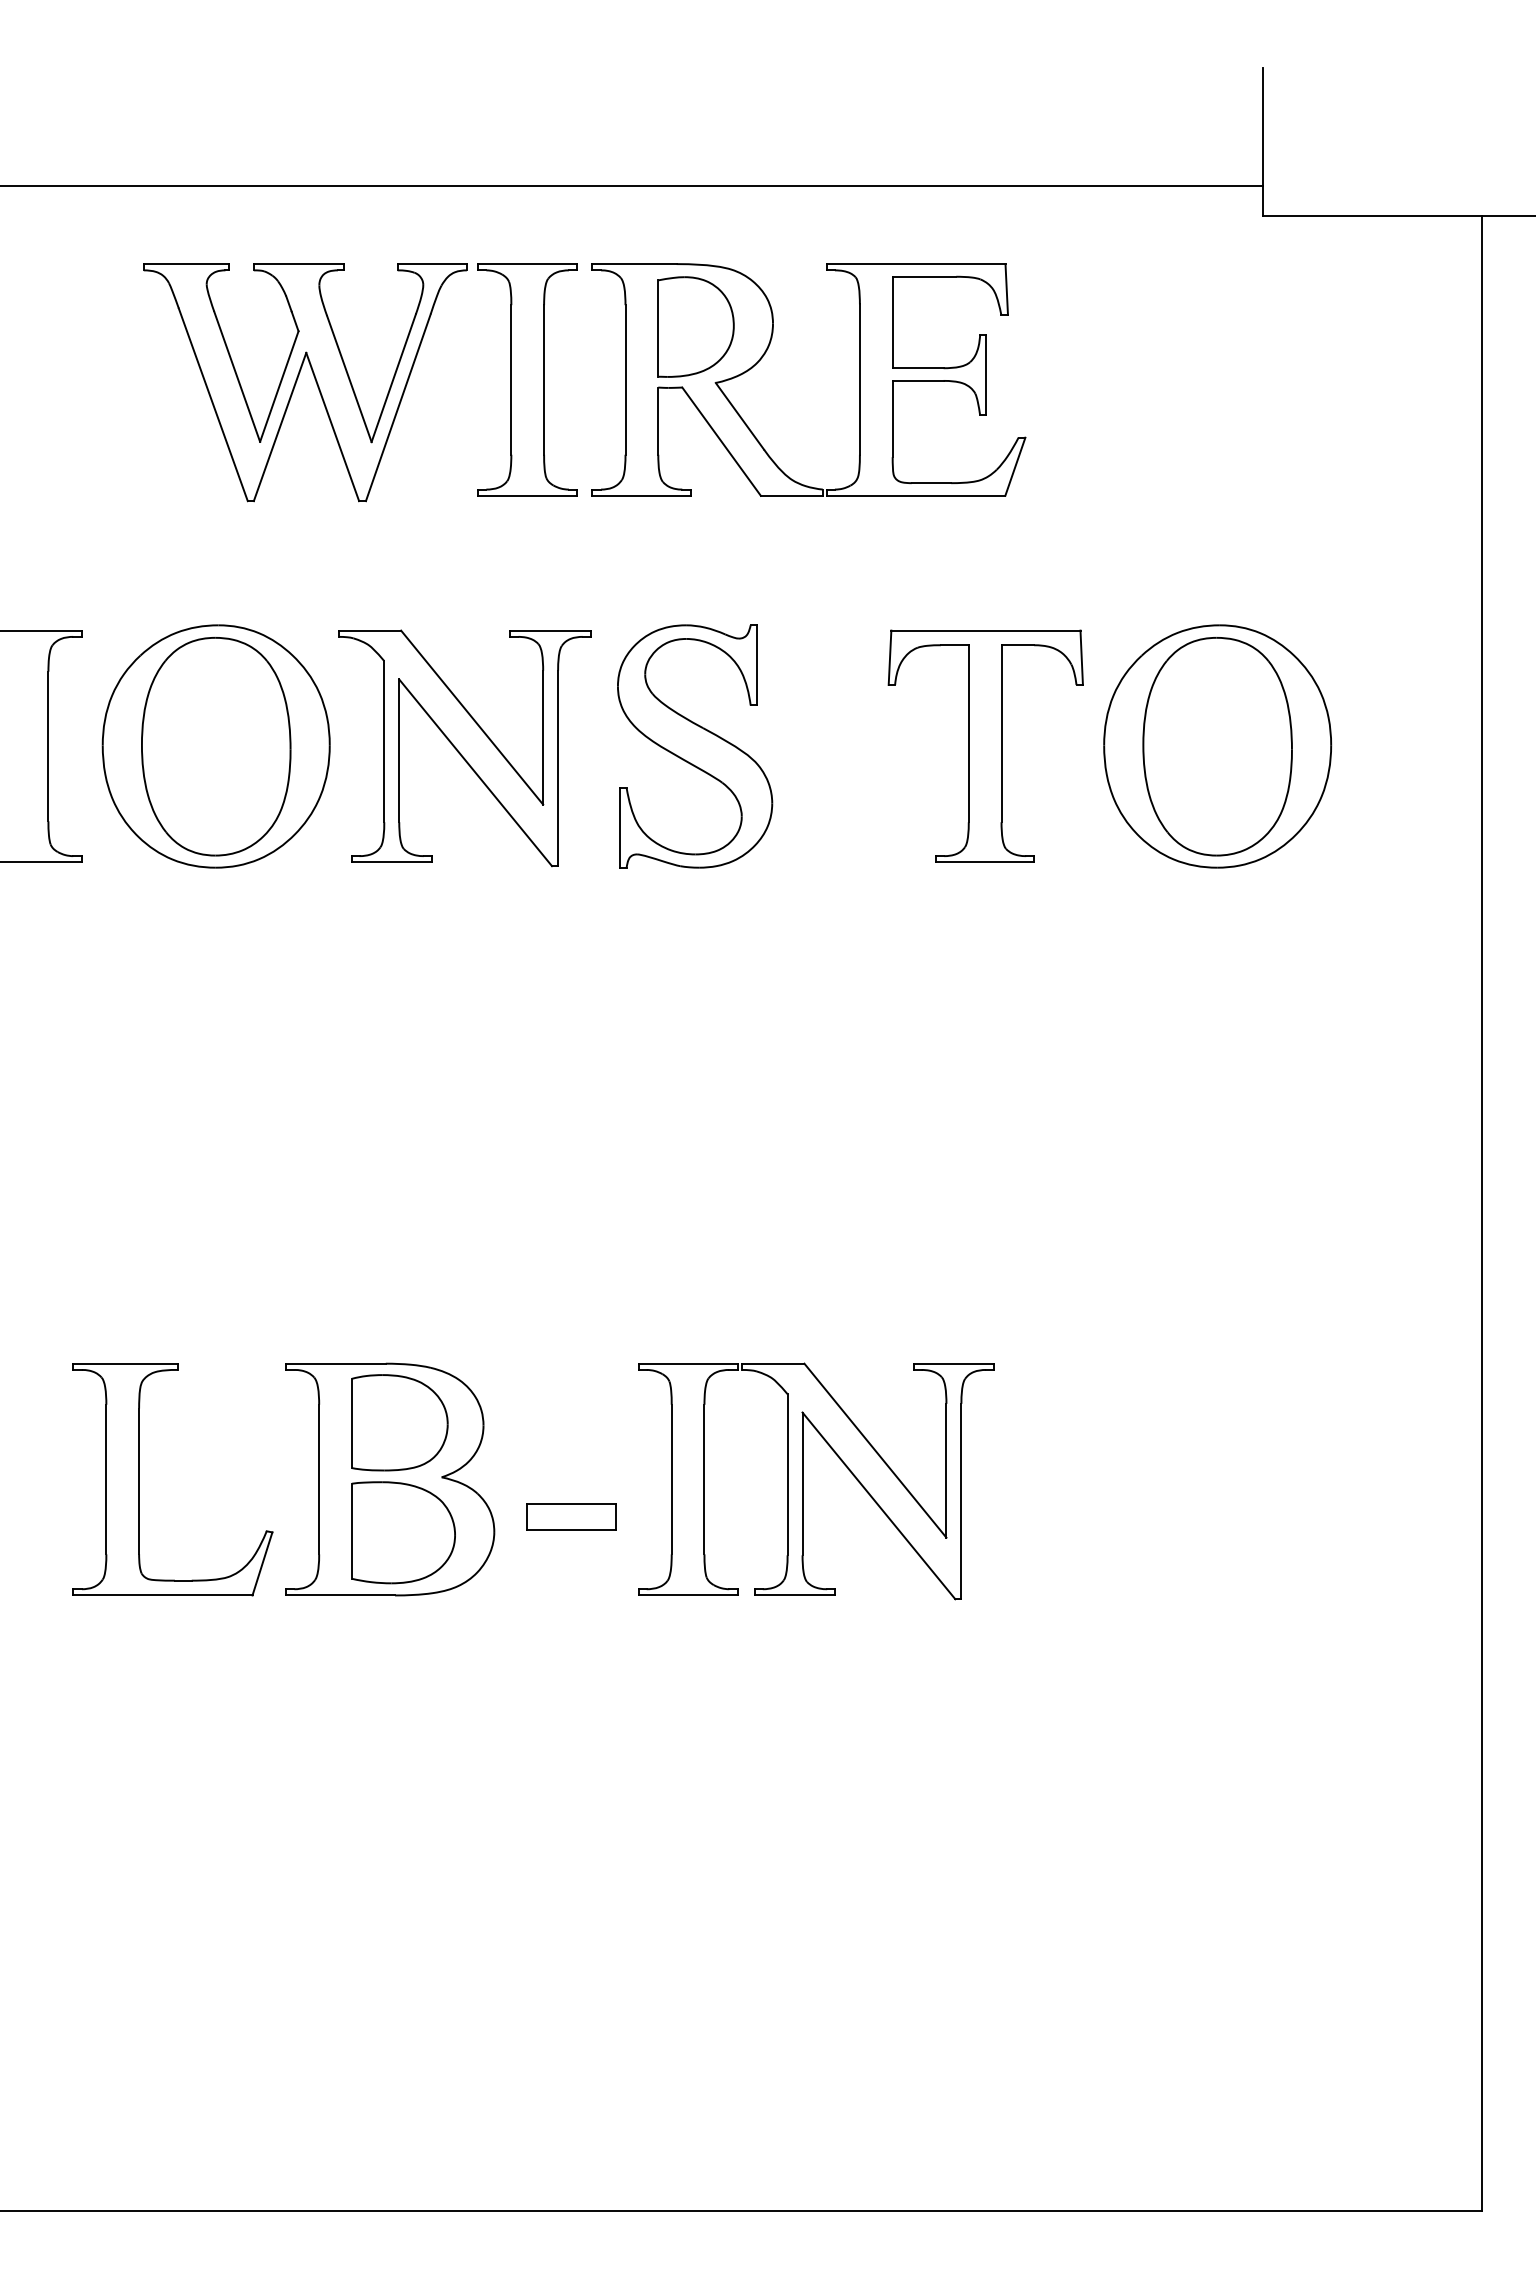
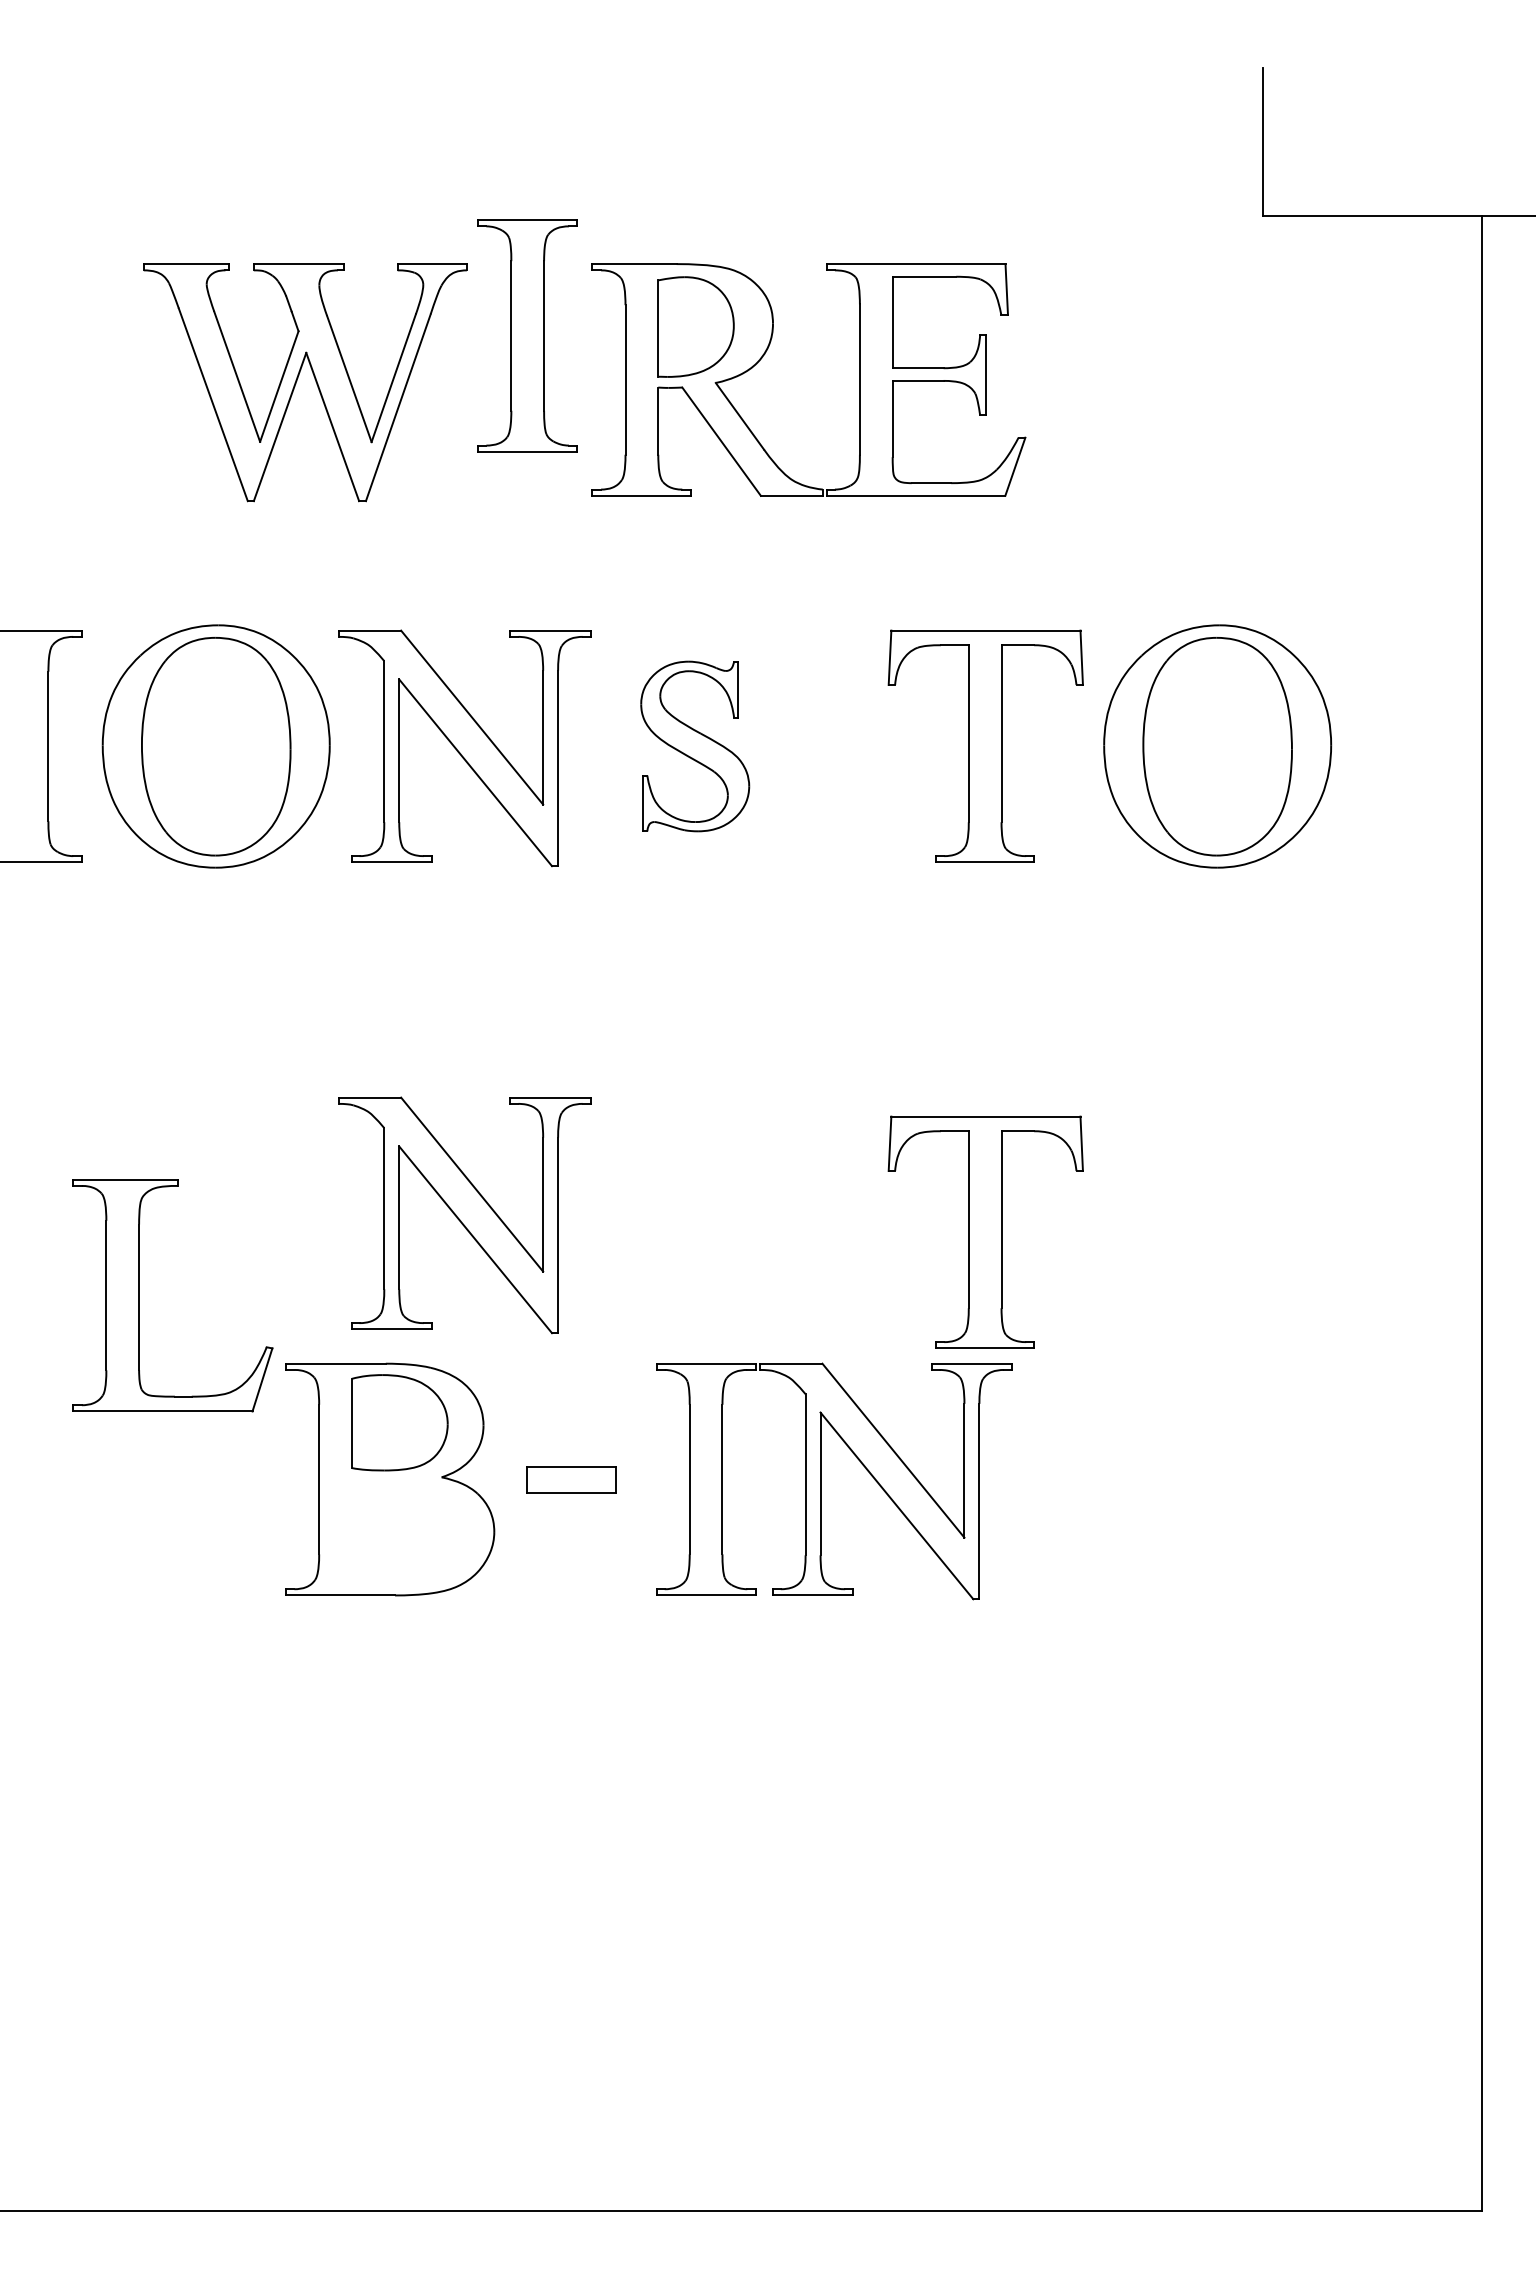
line: present -> none (632, 186)
part position: (527, 379) -> (527, 335) (527, 335)
part size: 157x245 px -> 111x173 px (695, 746)
part: none -> present (464, 1215)
part: none -> present (985, 1231)
part position: (139, 1479) -> (139, 1295) (139, 1295)
part position: (803, 1481) -> (821, 1481) (821, 1481)
part position: (571, 1516) -> (571, 1479) (571, 1479)
part: present -> none (403, 1532)
